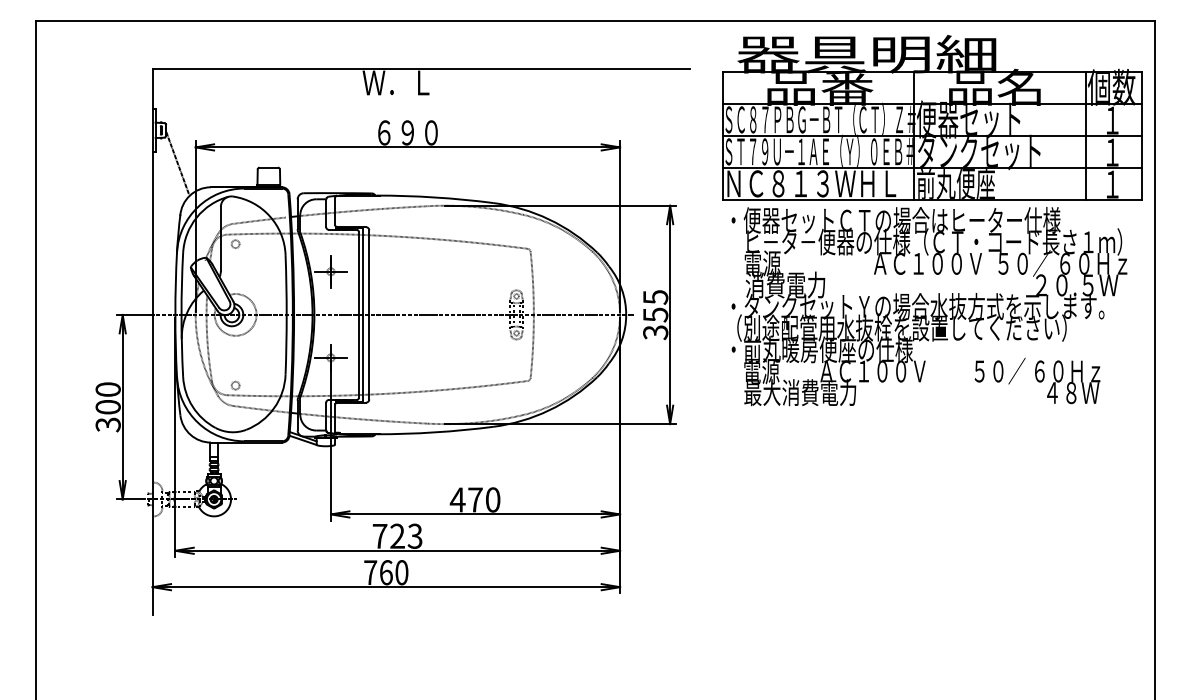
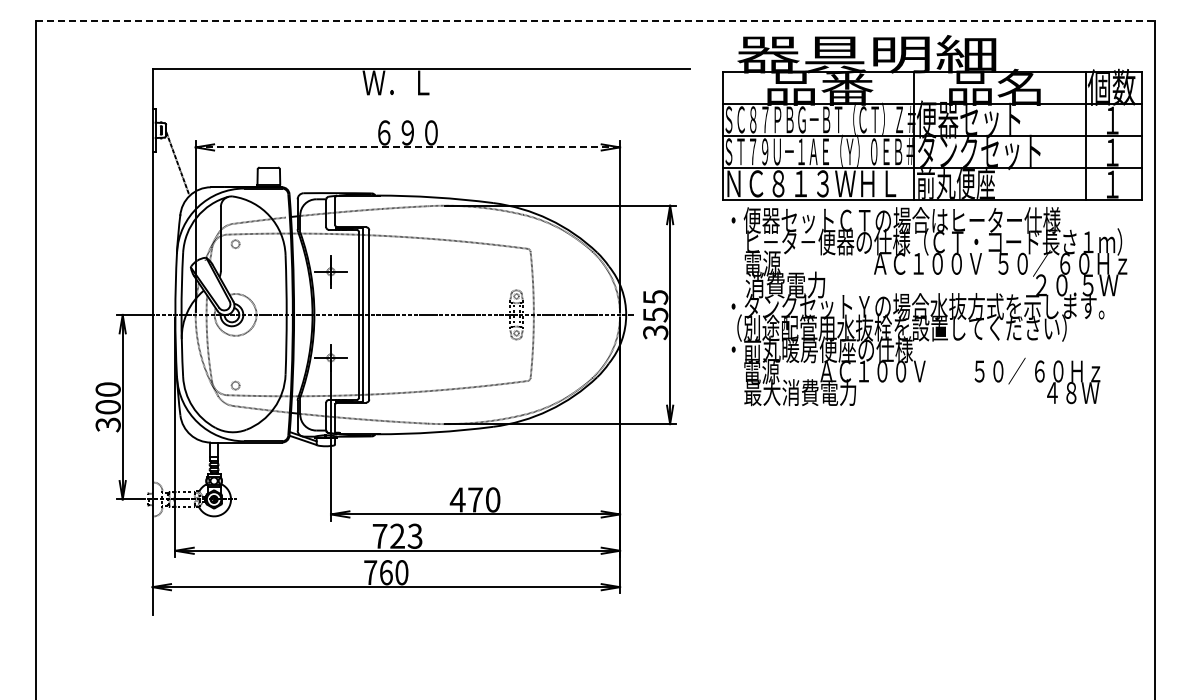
line: solid -> dashed (595, 20)
line: solid -> dashed (407, 147)
